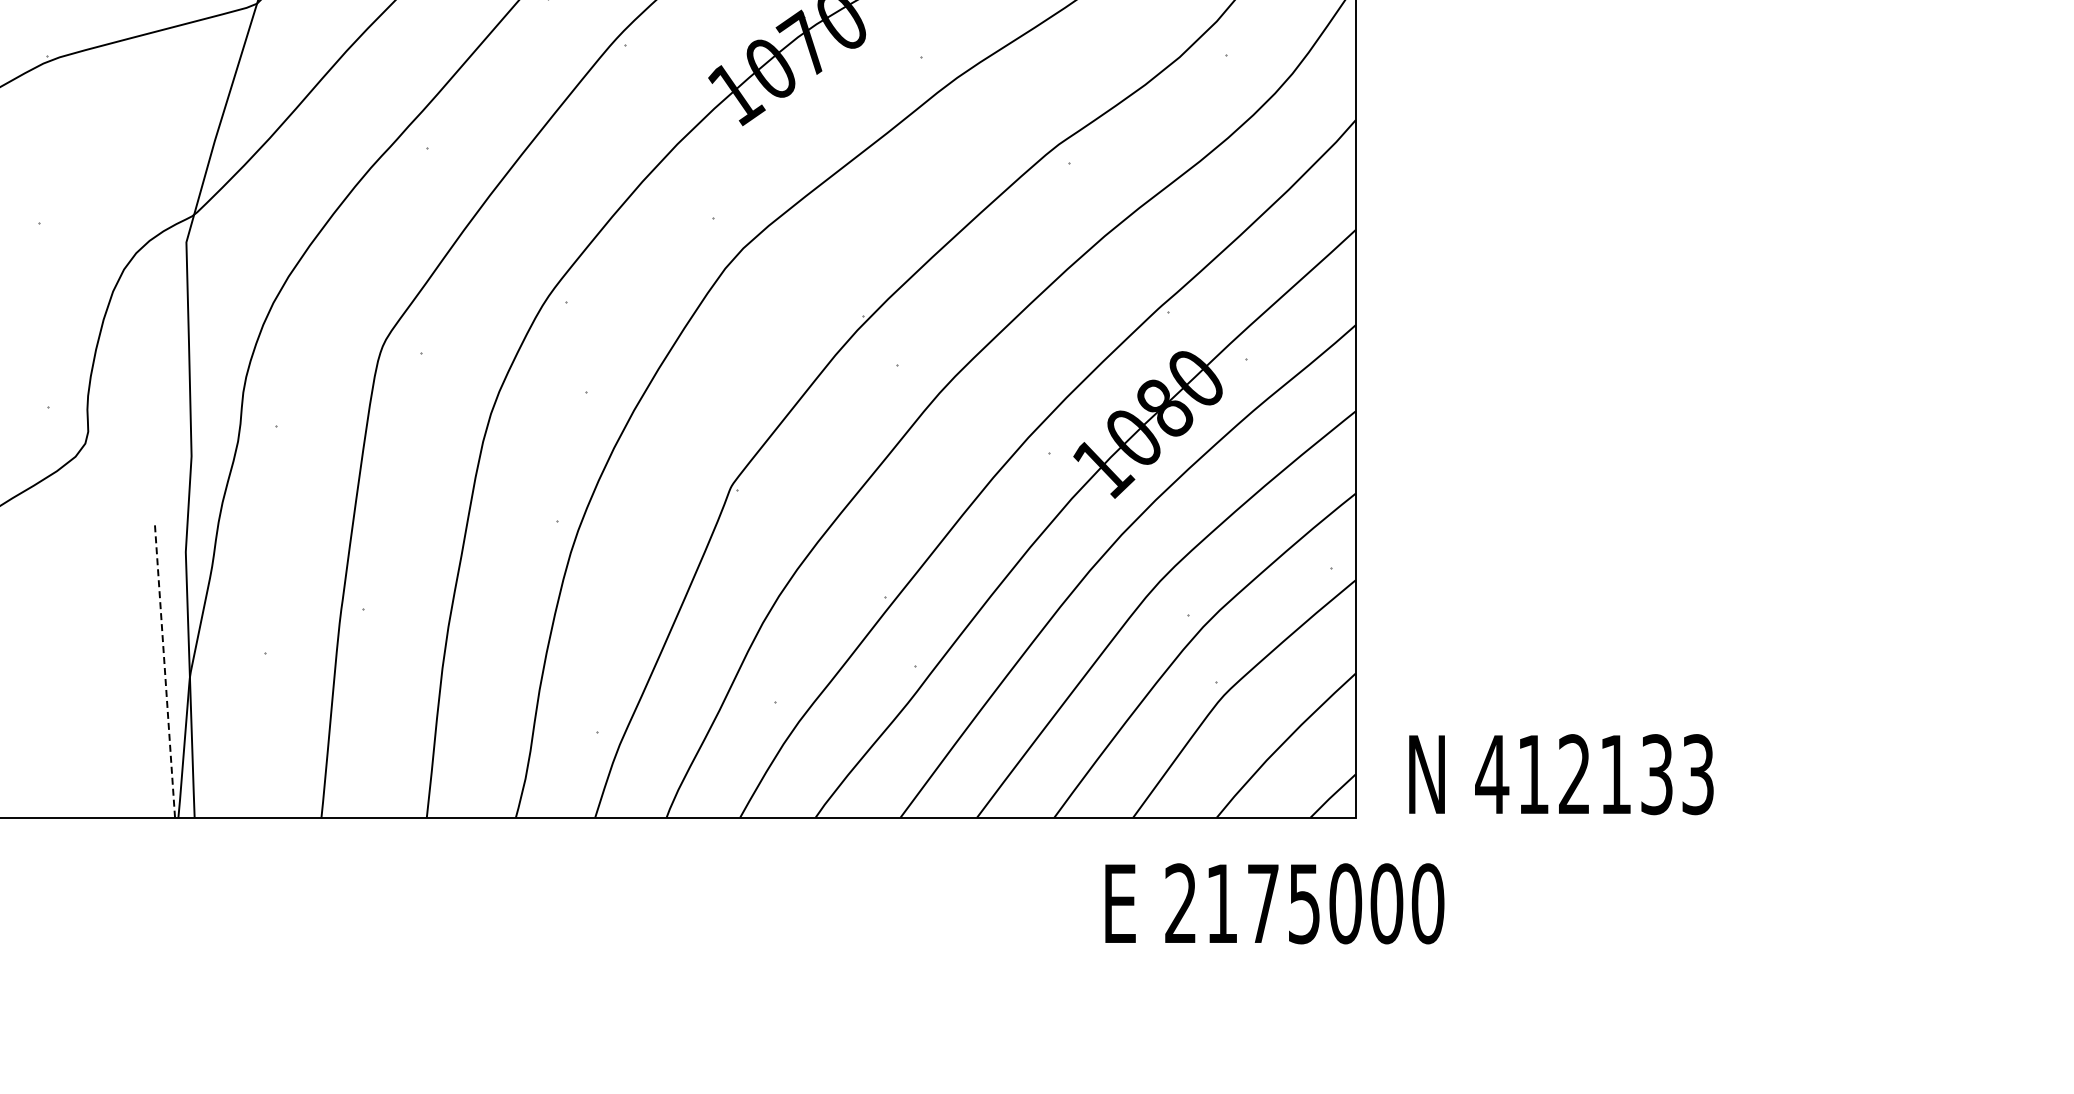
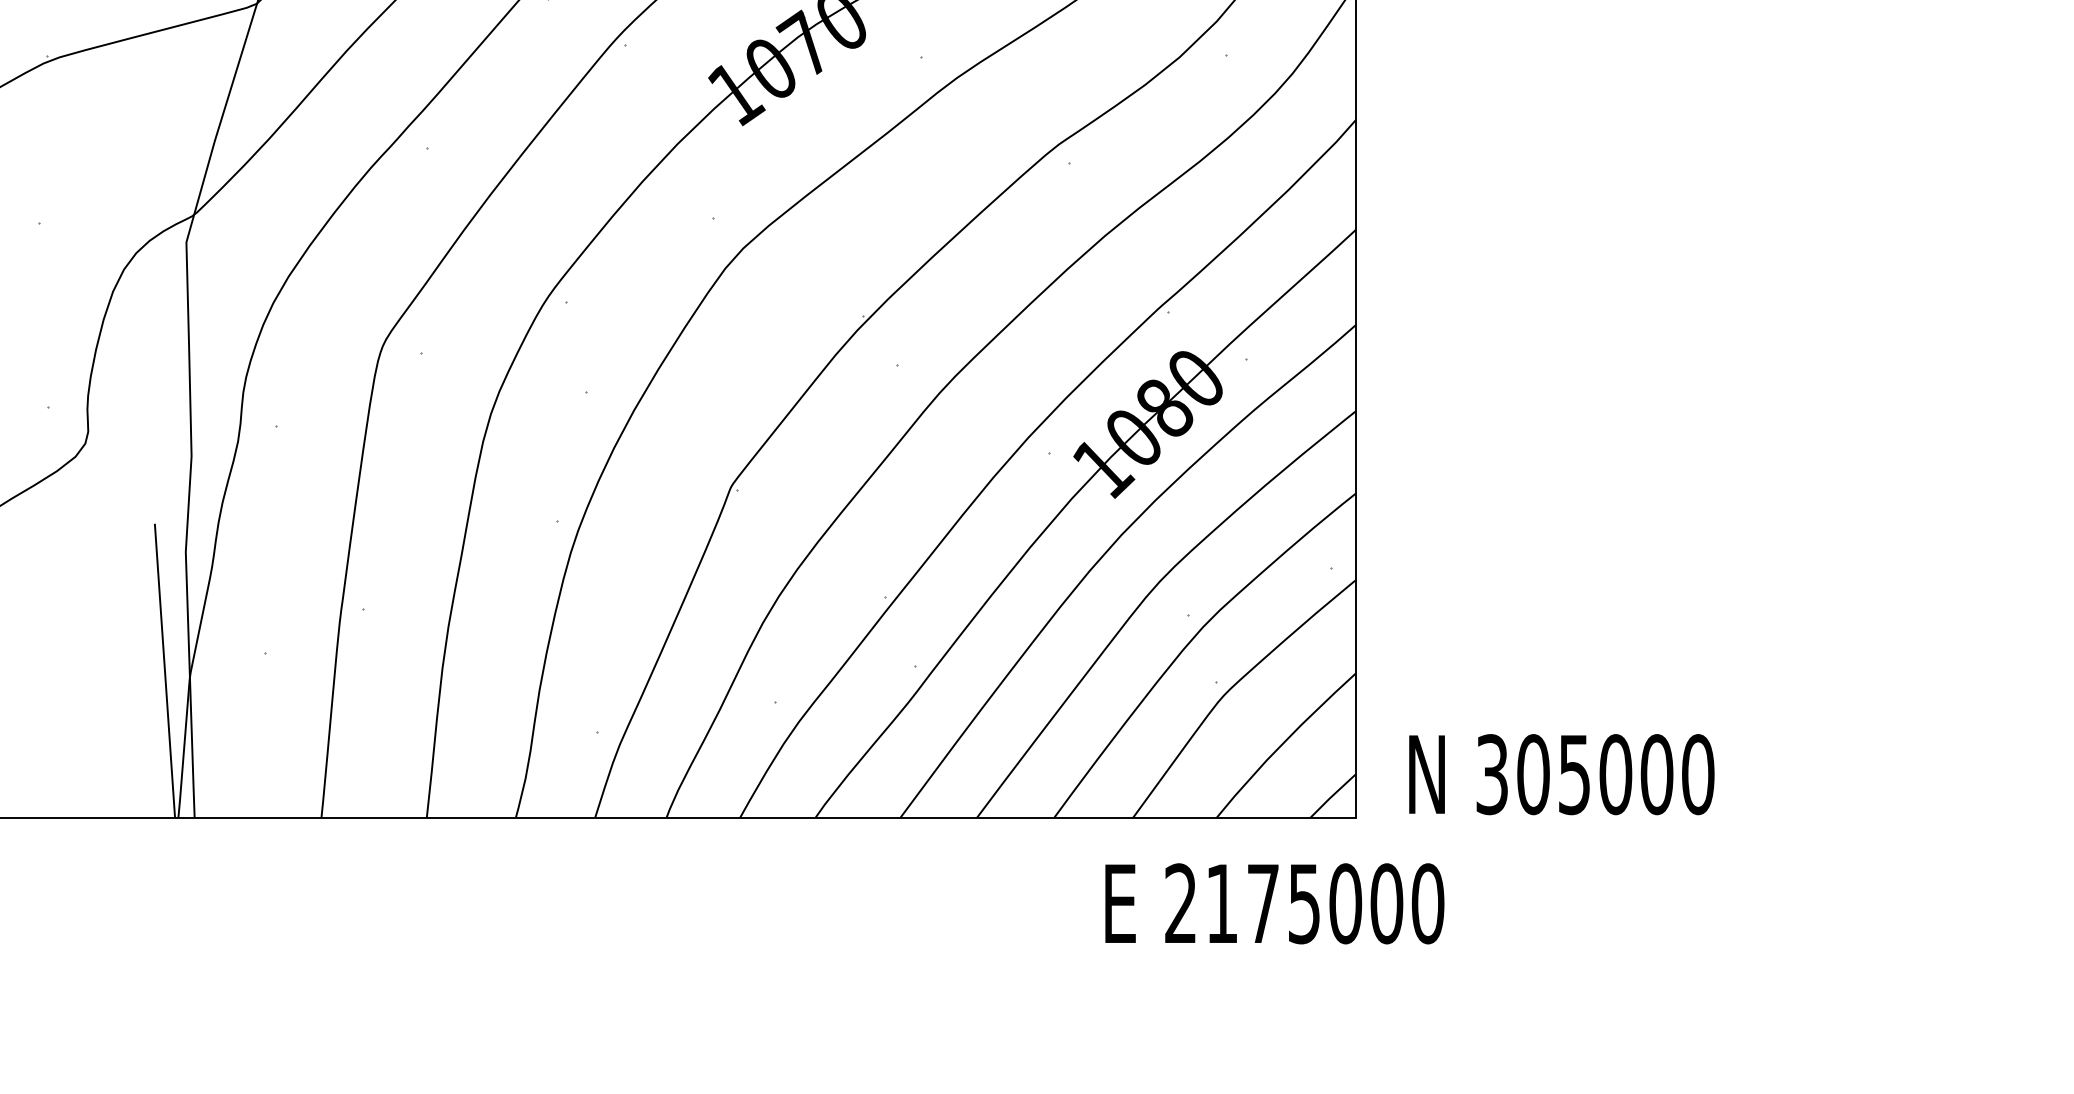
line: dashed -> solid (164, 670)
text: 412133 -> 305000 (1594, 774)
